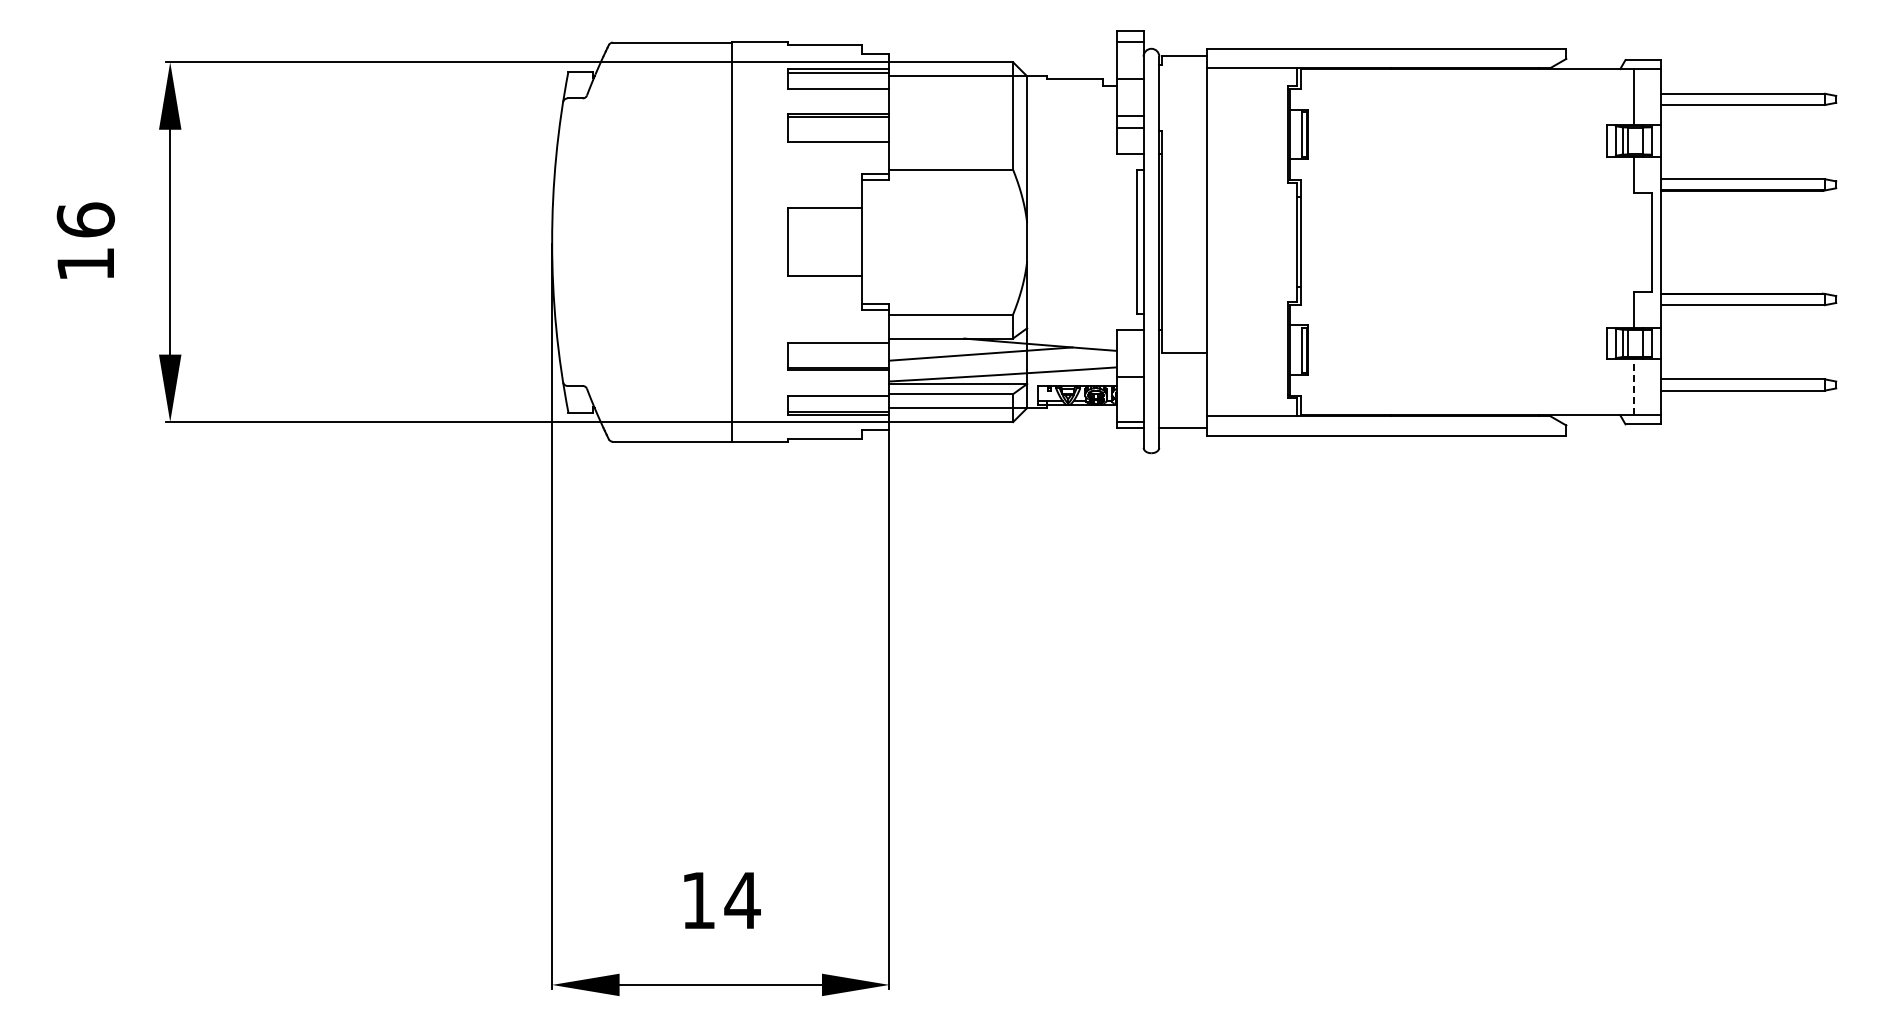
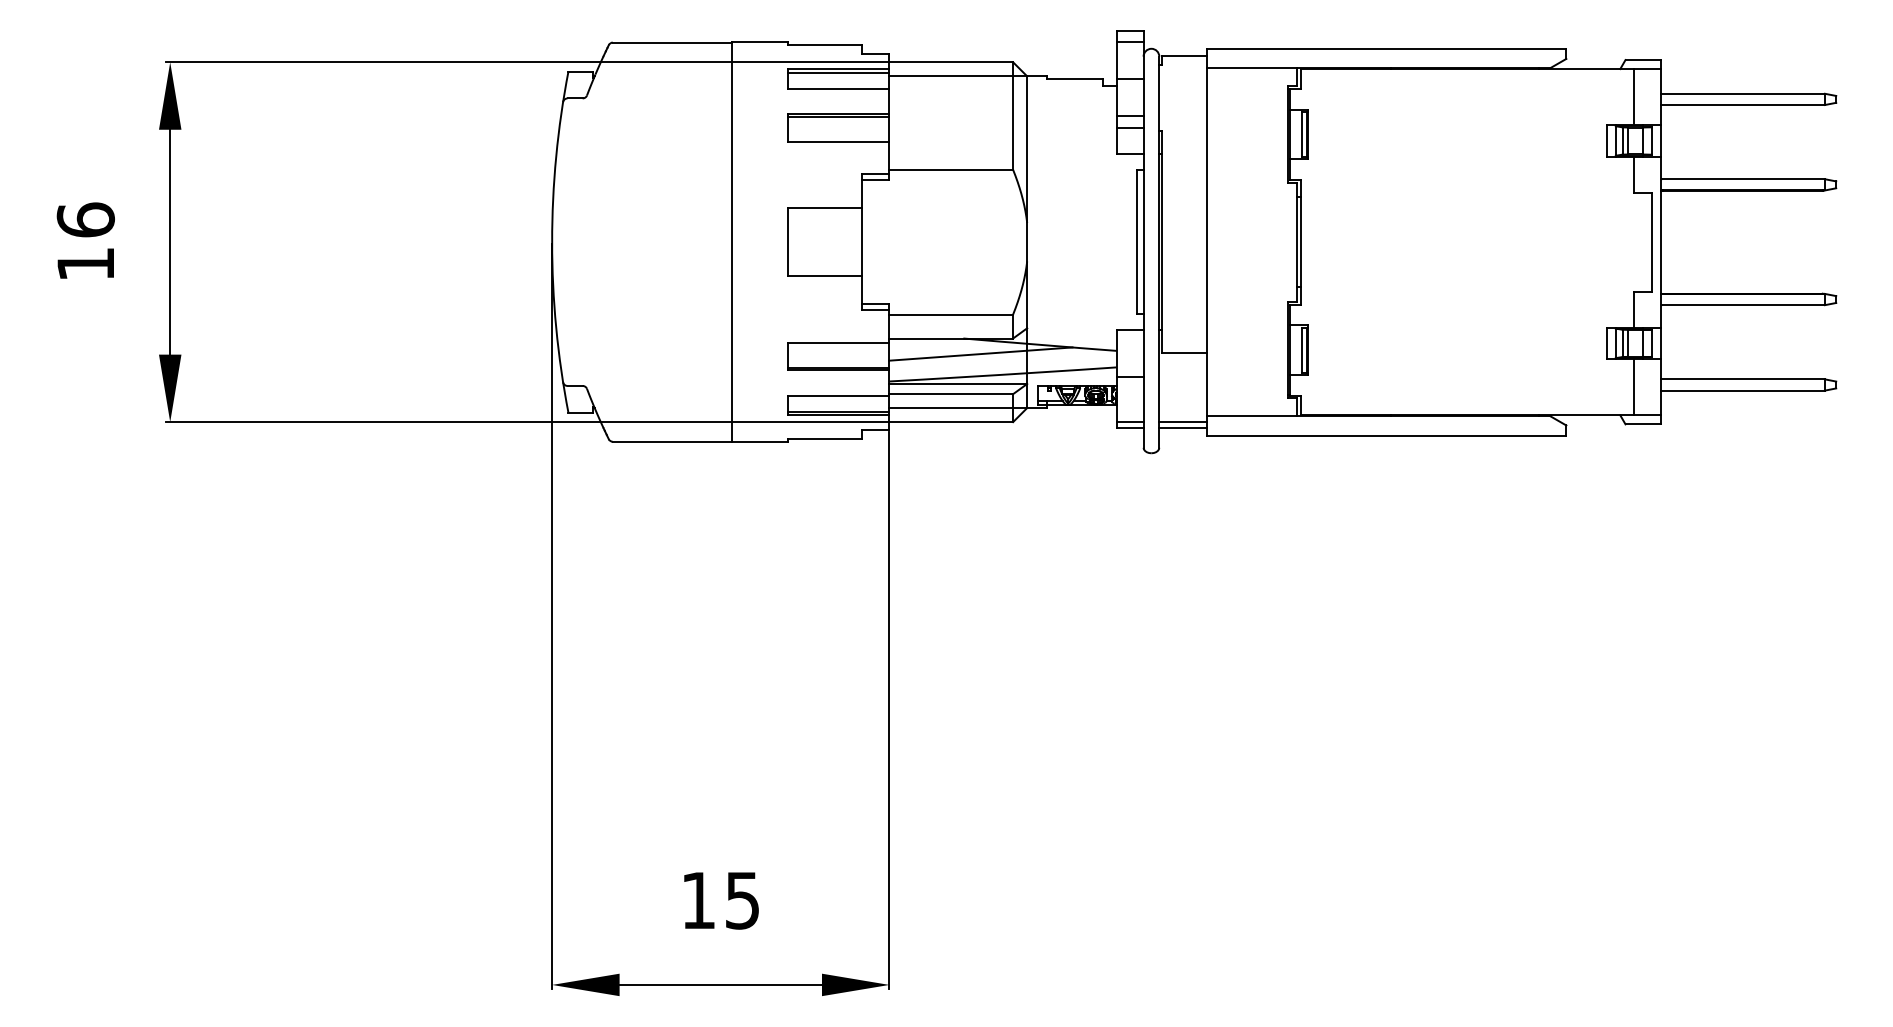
line: dashed -> solid (1633, 386)
line: none -> present (1182, 422)
text: 14 -> 15 (742, 900)
